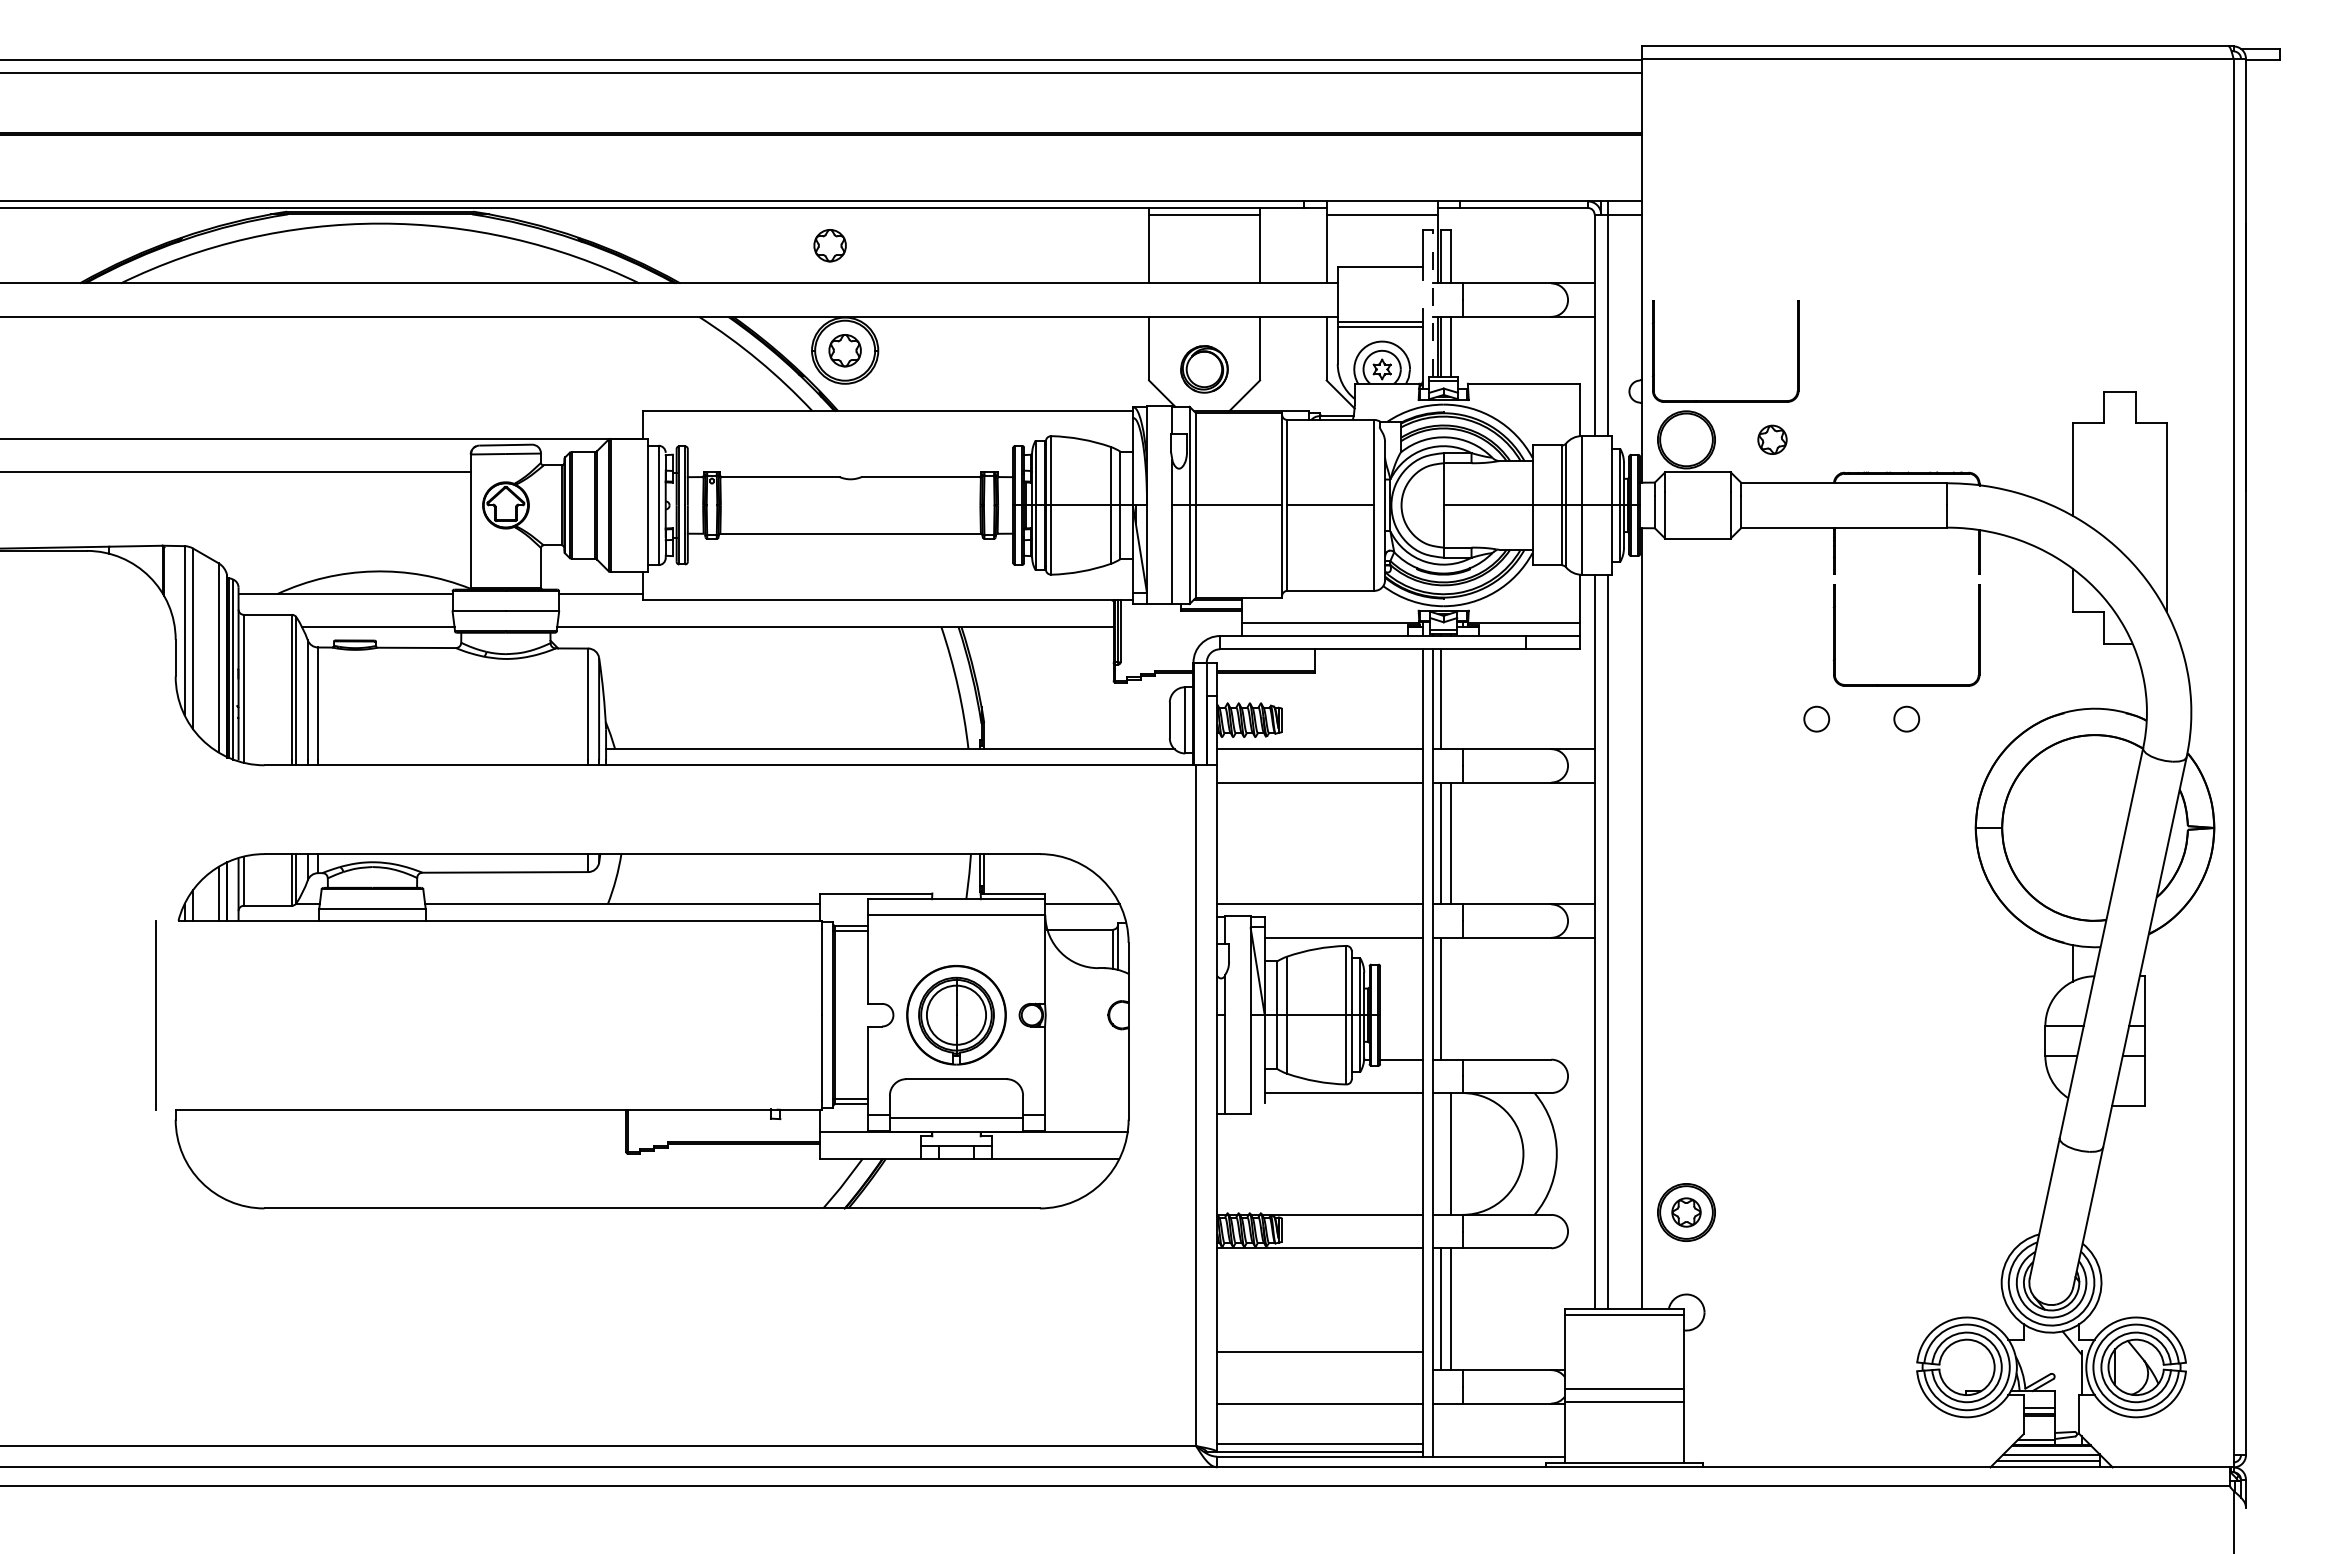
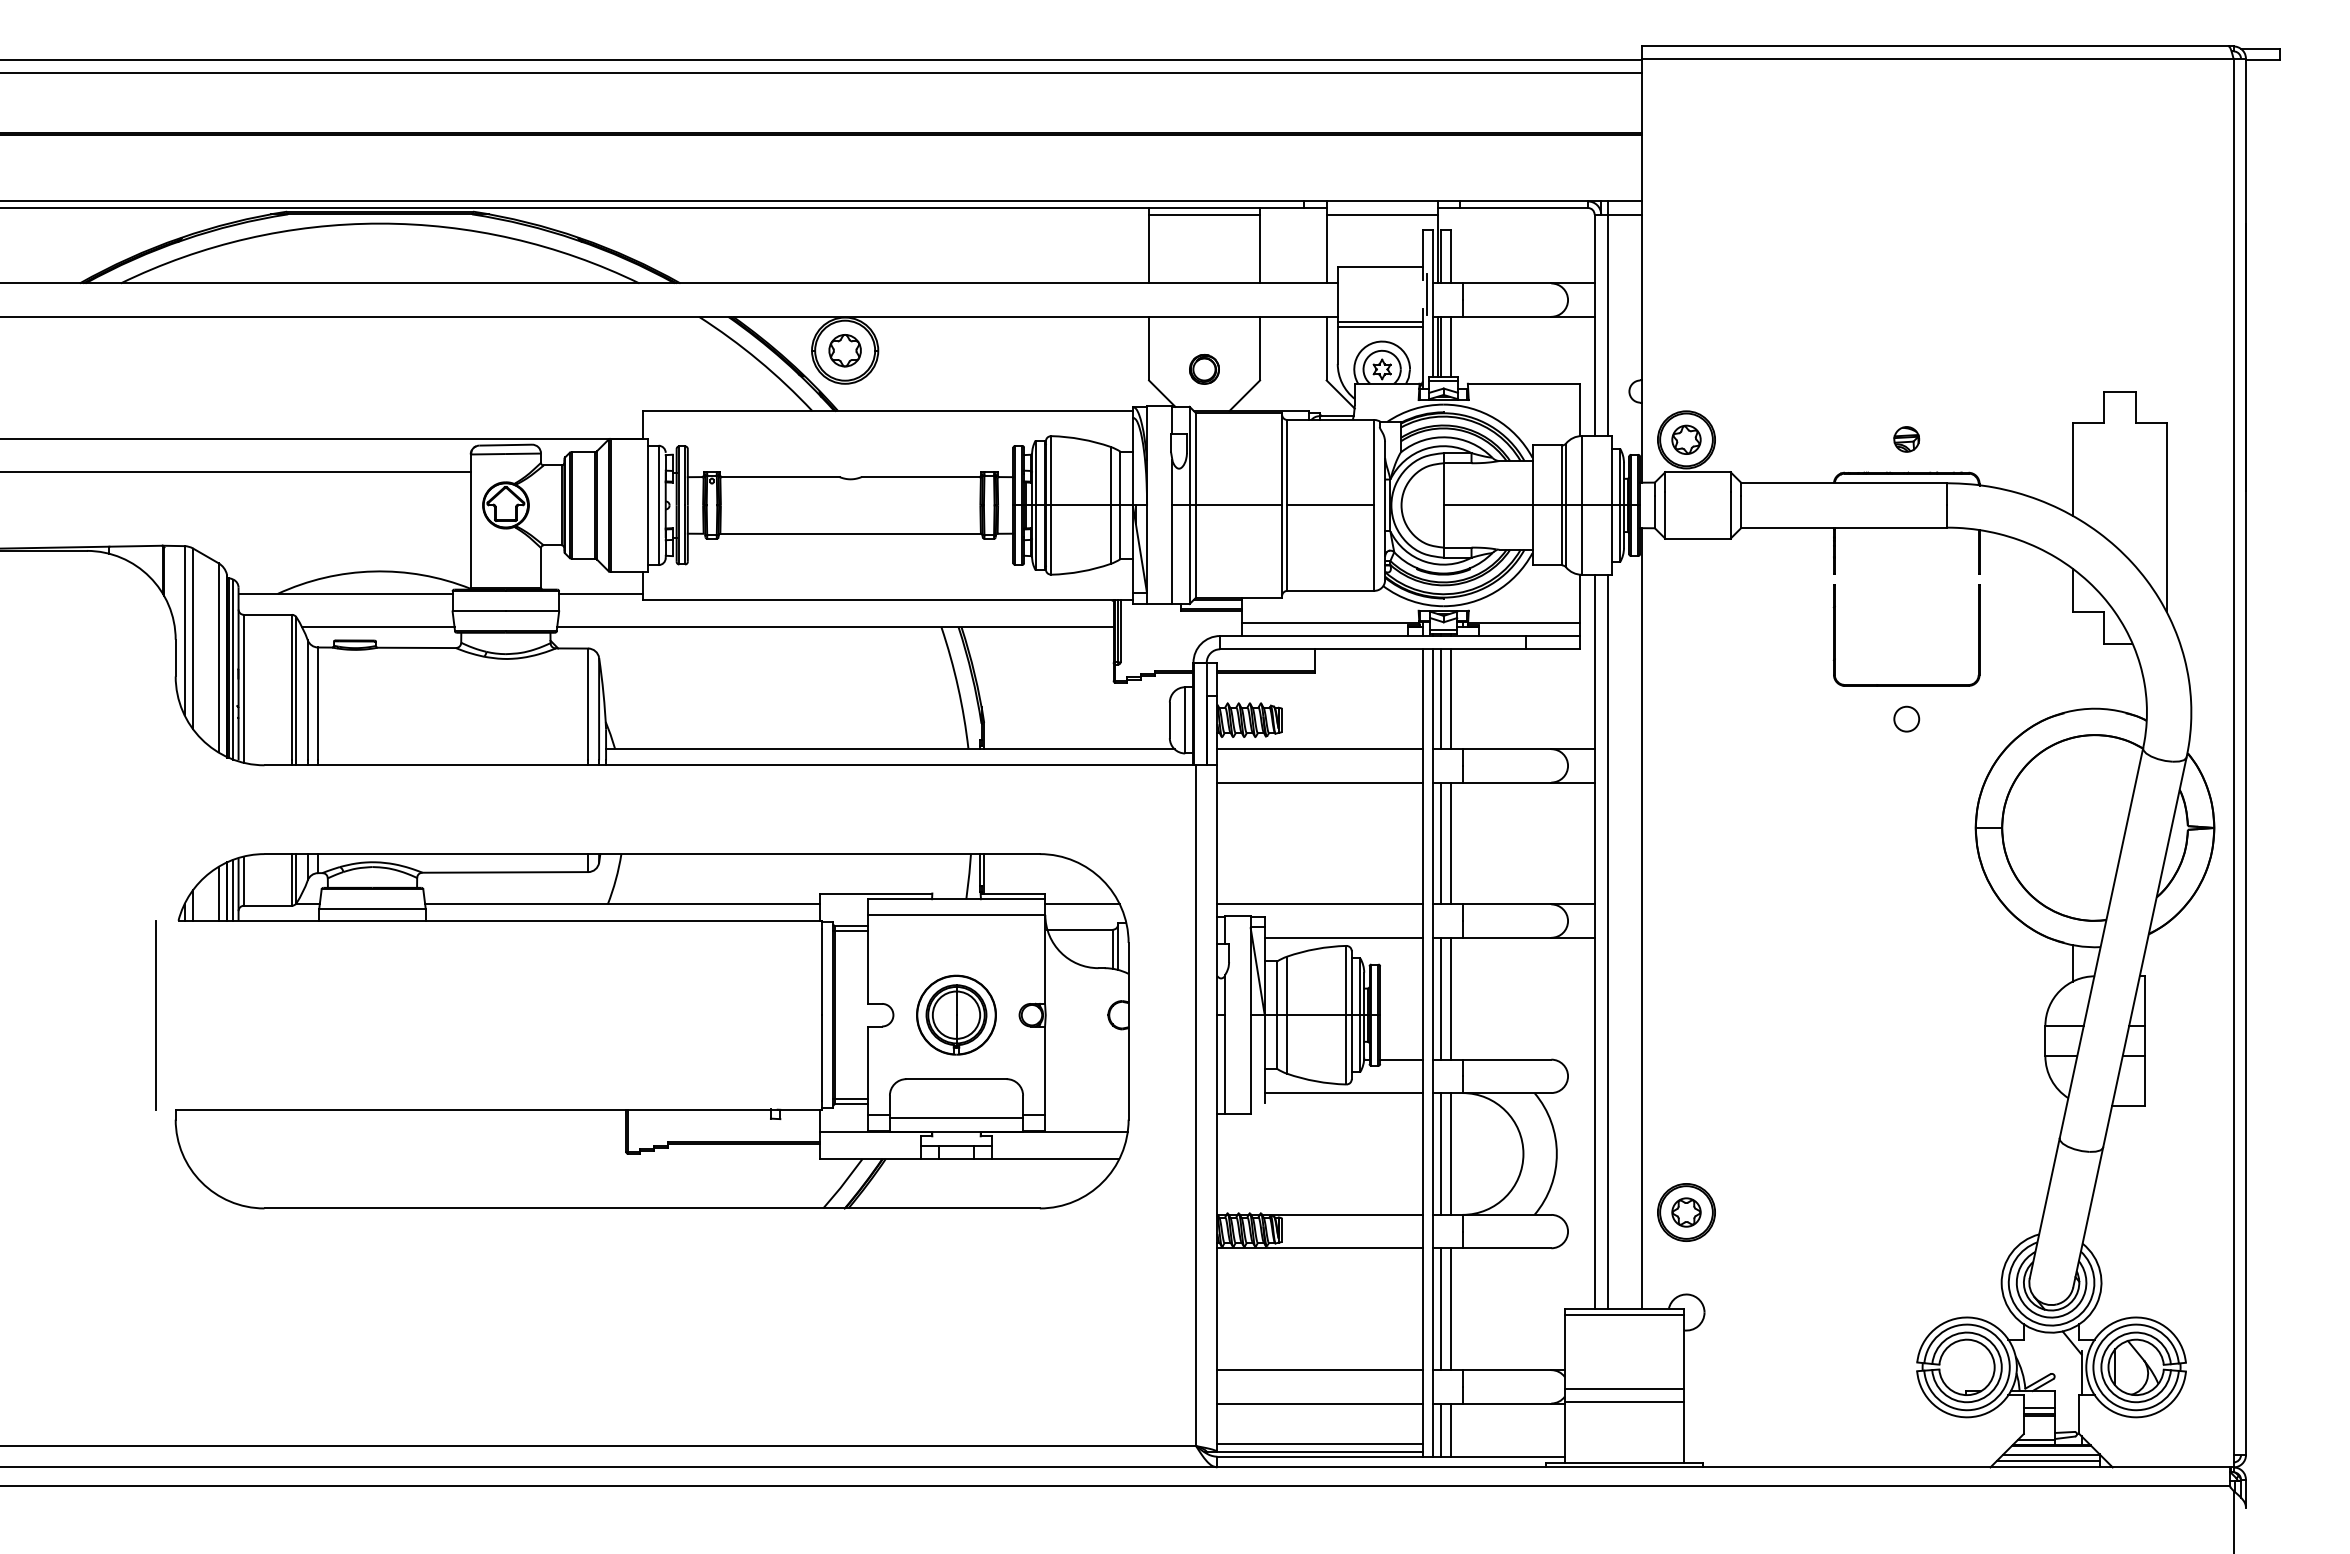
part: present -> none (829, 245)
line: none -> present (1426, 293)
line: dashed -> solid (1433, 302)
part size: 49x49 px -> 31x31 px (1204, 369)
part: present -> none (1725, 400)
part position: (1772, 439) -> (1686, 439) (1686, 439)
part: none -> present (1906, 439)
line: none -> present (1450, 699)
circle: present -> none (1816, 718)
line: none -> present (233, 889)
line: none -> present (1450, 998)
part size: 101x101 px -> 81x82 px (956, 1014)
line: none -> present (1440, 1153)
line position: (1319, 1352) -> (1319, 1370) (1319, 1370)
line: none -> present (1440, 1429)
line: none -> present (1450, 1429)
